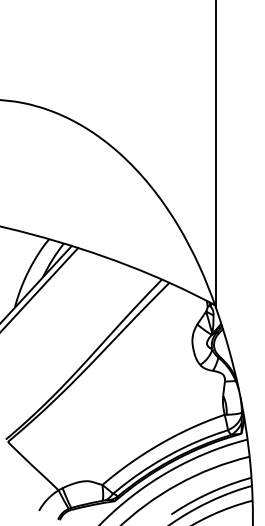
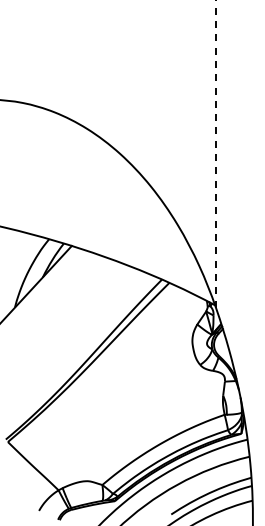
line: solid -> dashed (215, 154)
line: present -> none (40, 288)
